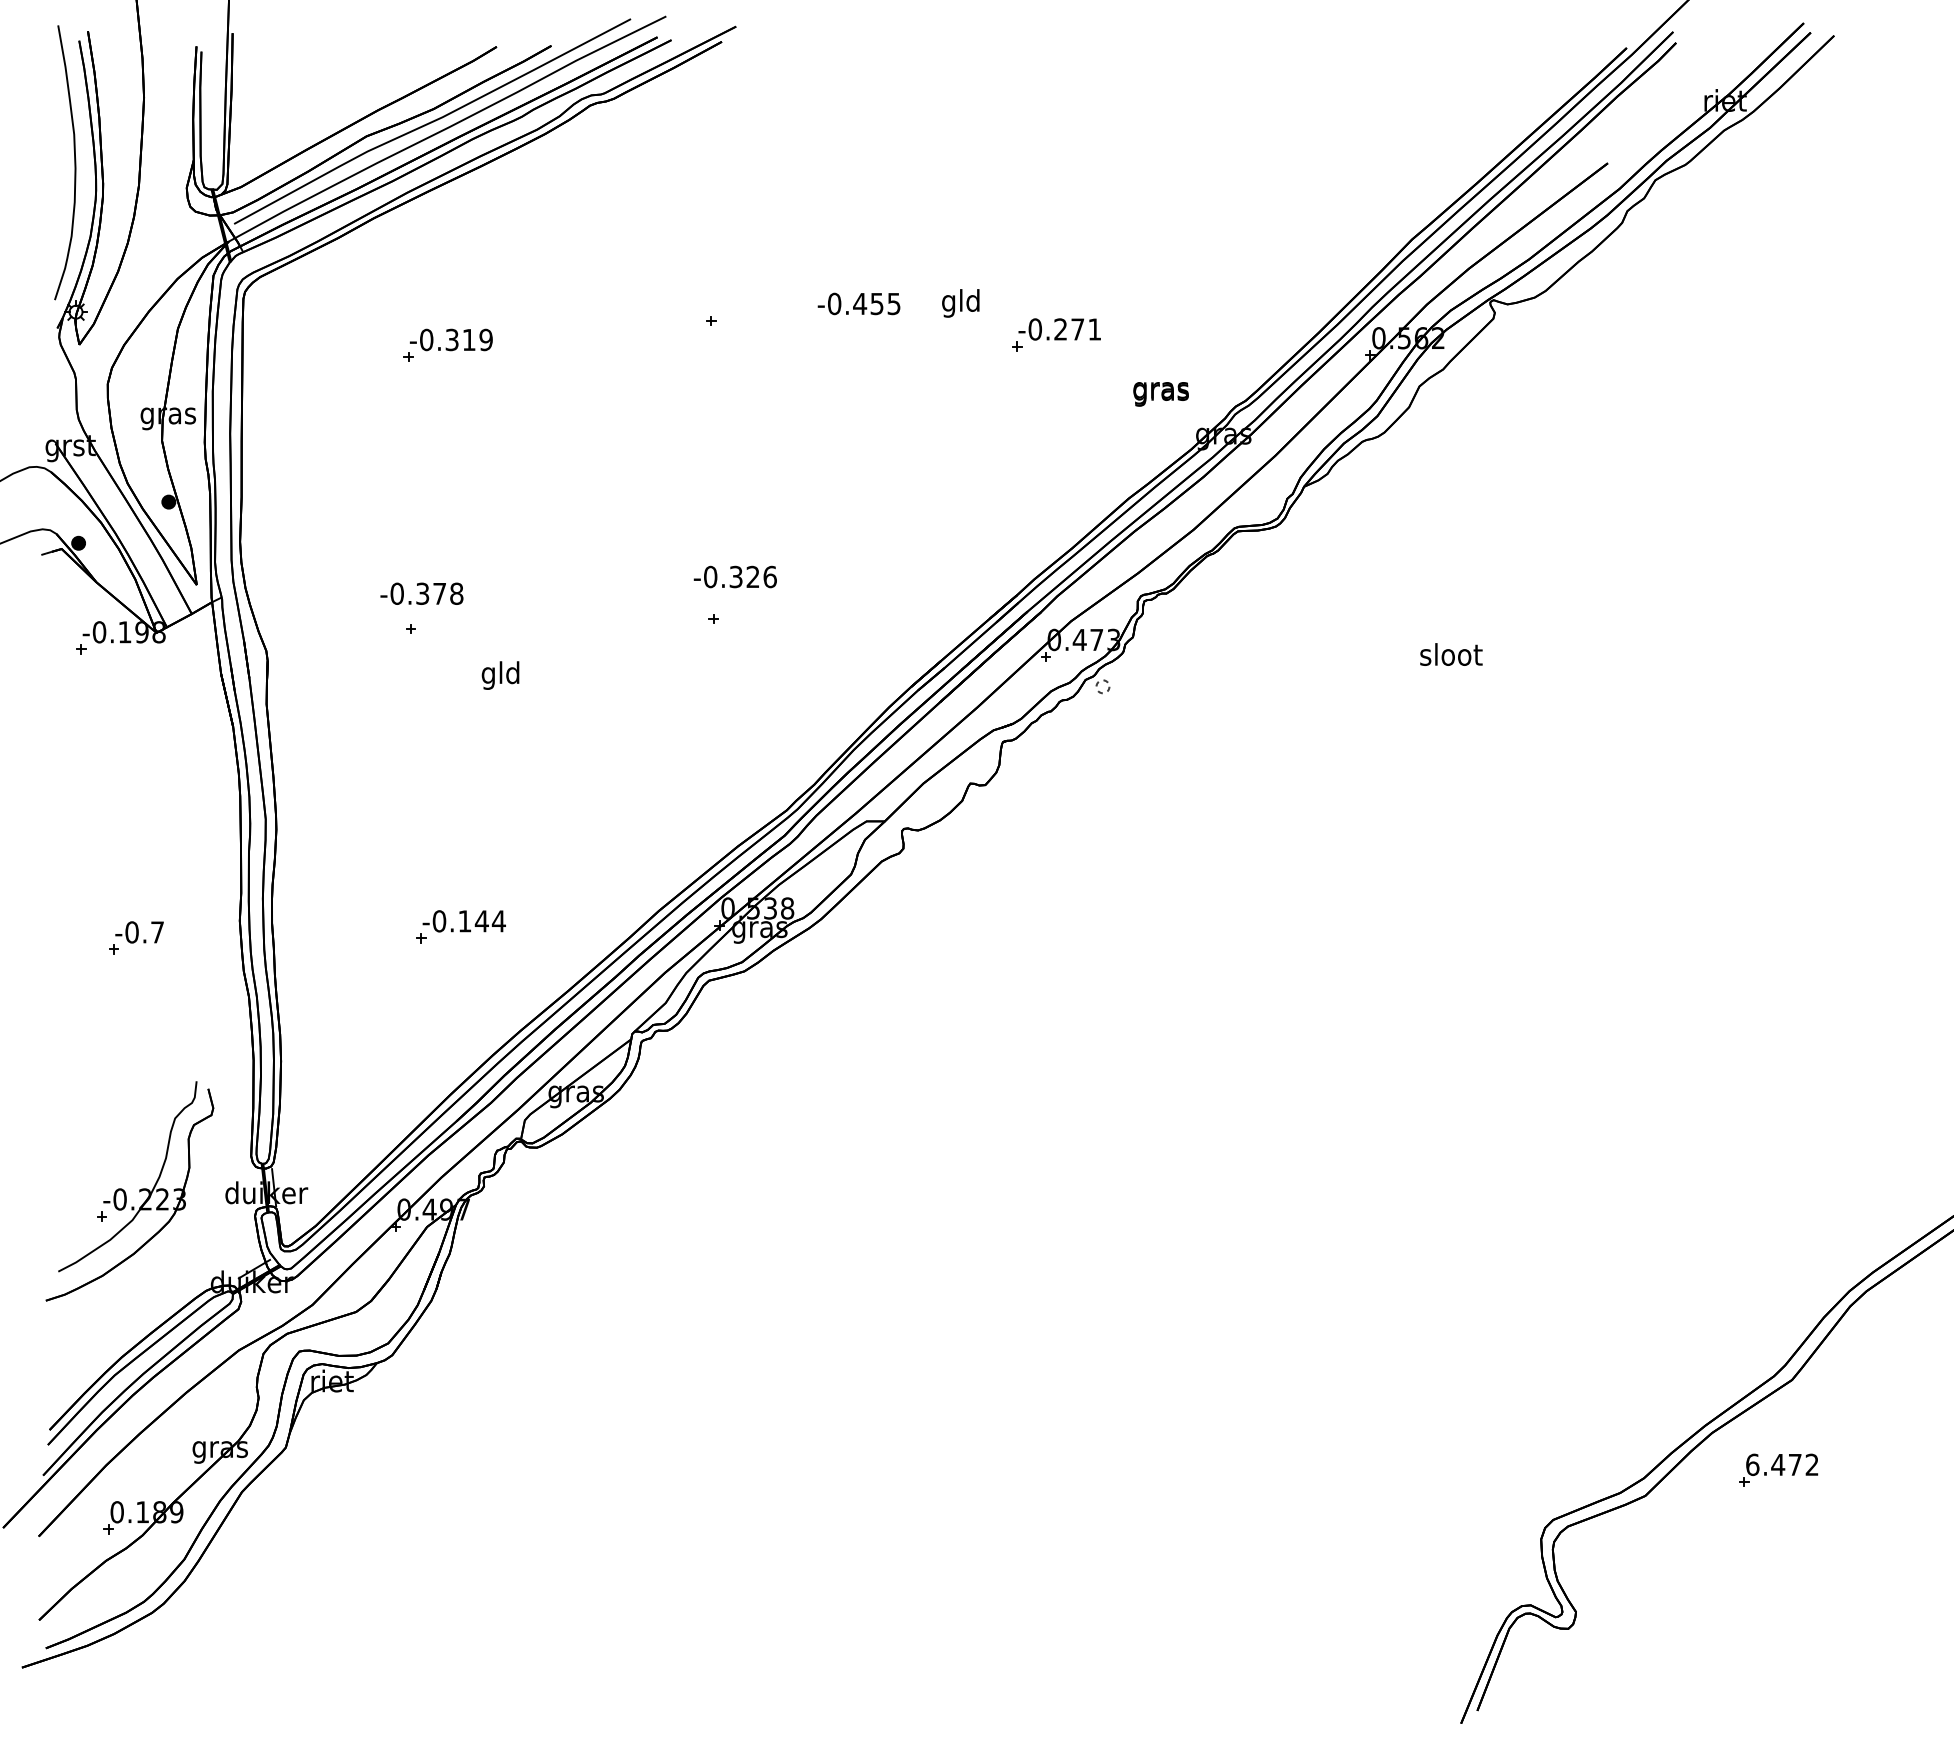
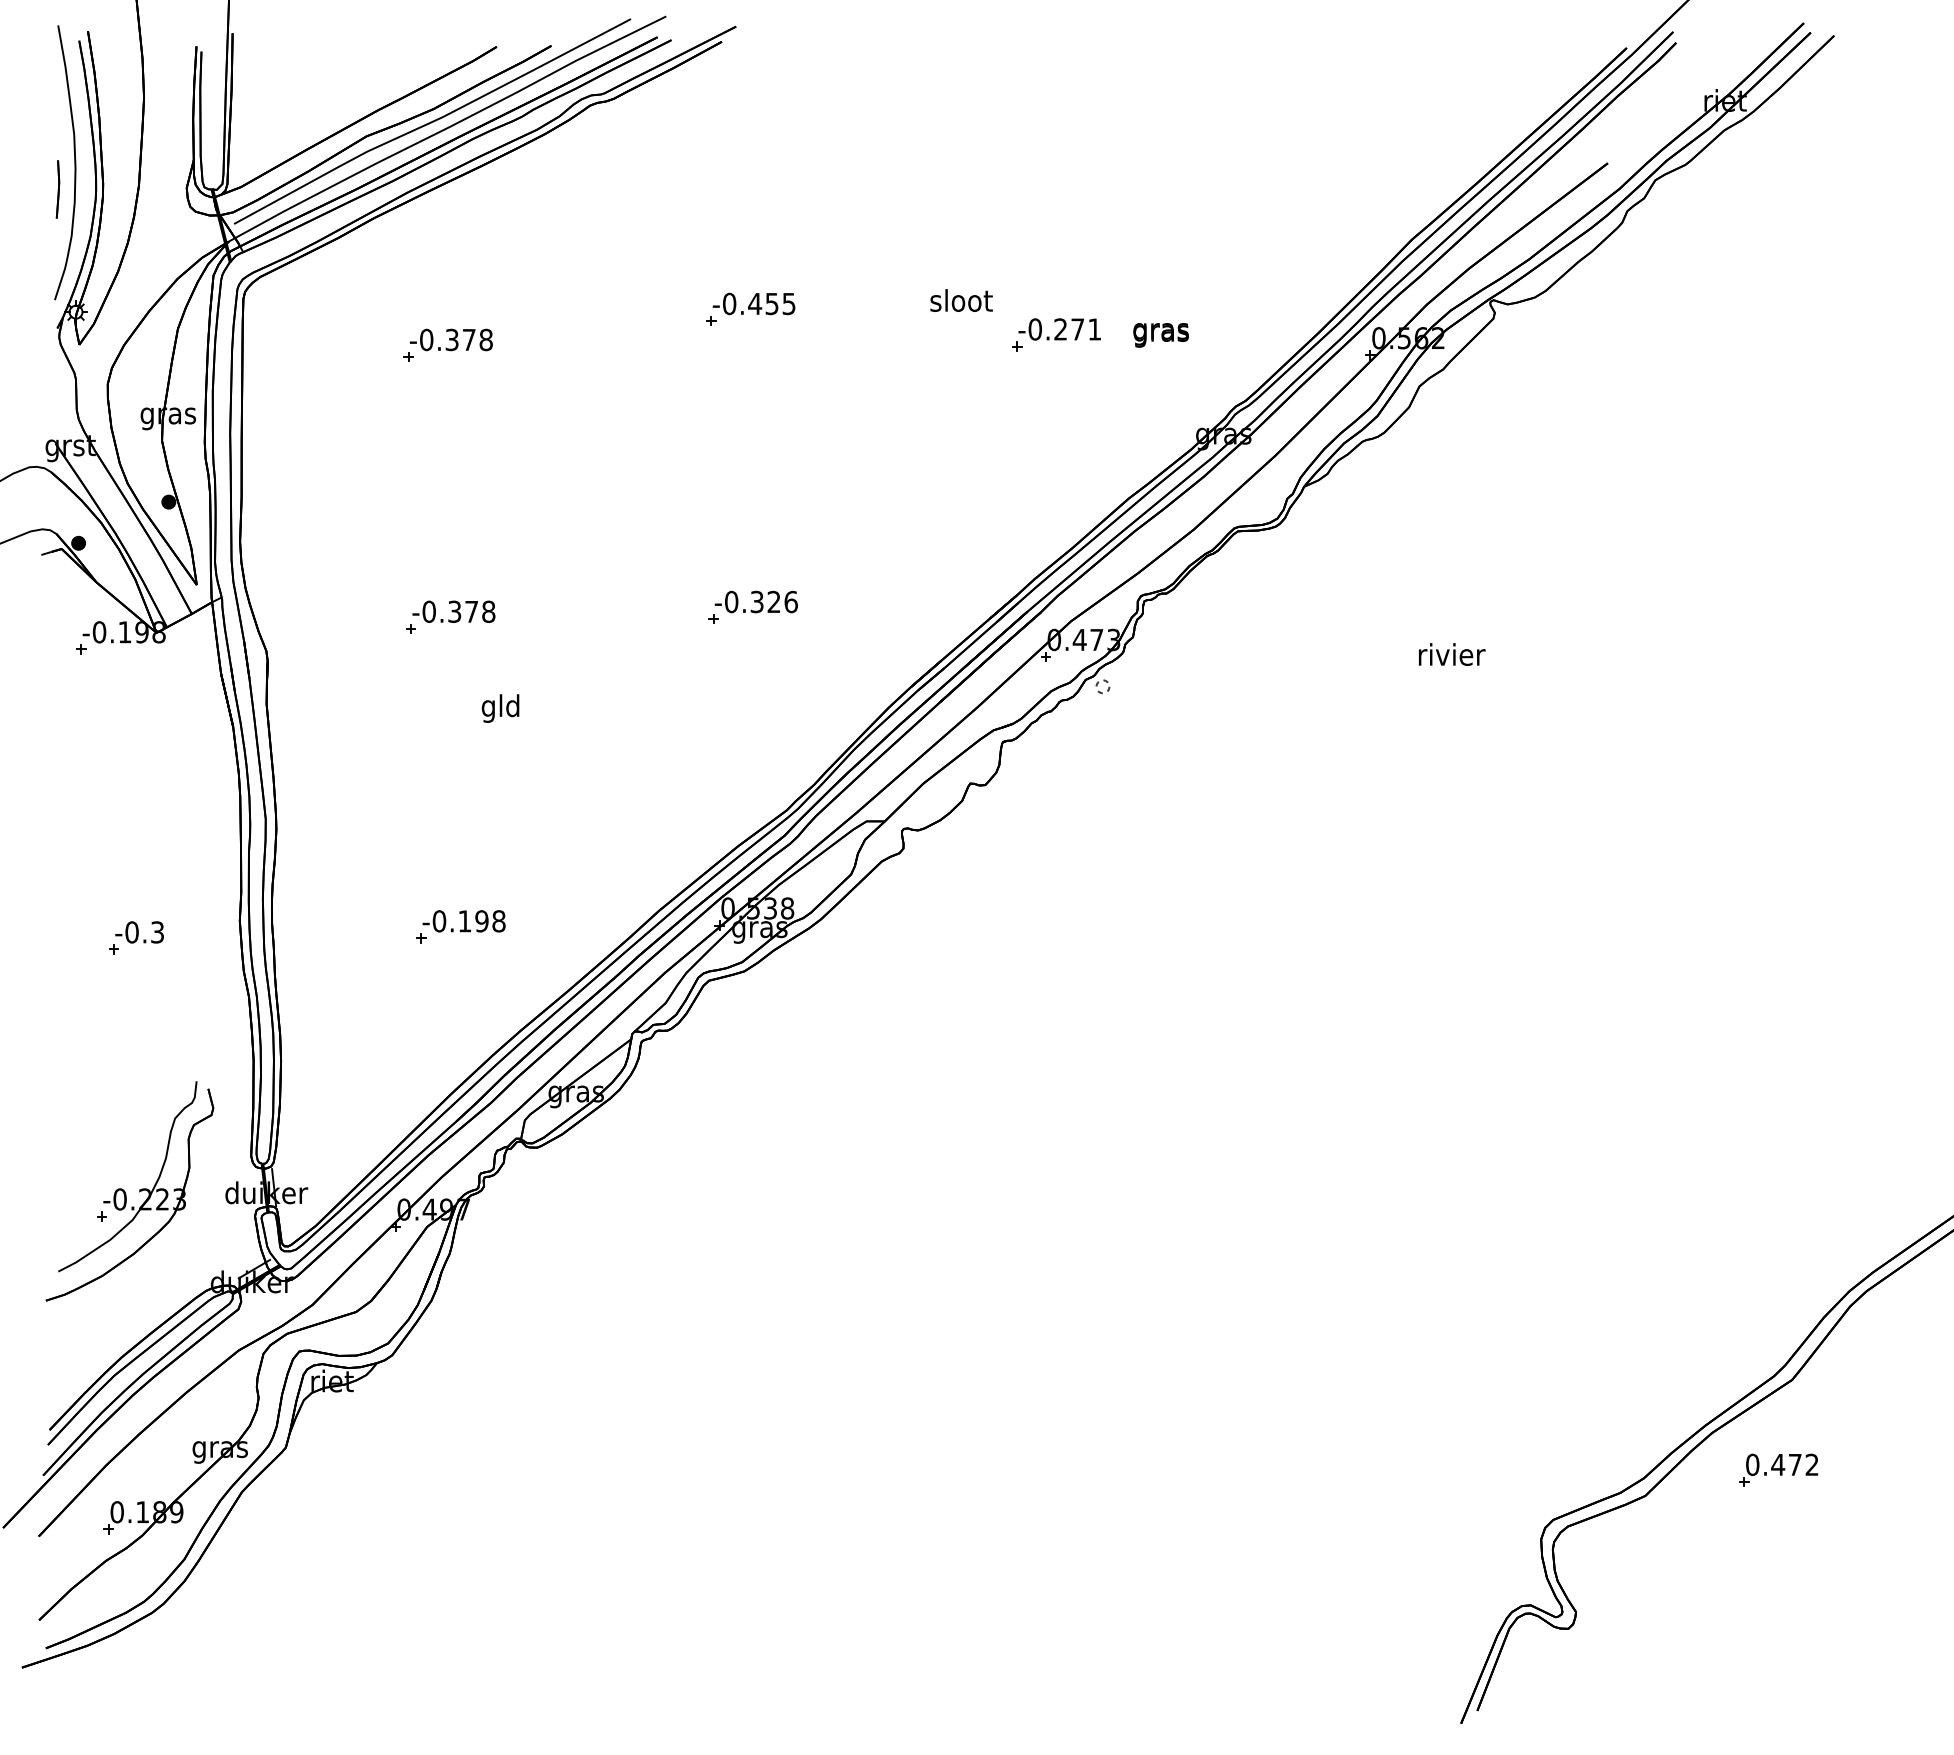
part: none -> present (57, 189)
text position: (858, 303) -> (753, 303) (753, 303)
text: gld -> sloot (961, 303)
text: -0.319 -> -0.378 (477, 340)
text position: (1160, 394) -> (1160, 335) (1160, 335)
text position: (734, 576) -> (755, 601) (755, 601)
text position: (421, 593) -> (453, 611) (453, 611)
text: sloot -> rivier (1452, 654)
text position: (500, 675) -> (500, 708) (500, 708)
text: -0.144 -> -0.198 (489, 921)
text: -0.7 -> -0.3 (157, 932)
text: 6.472 -> 0.472 (1752, 1464)
